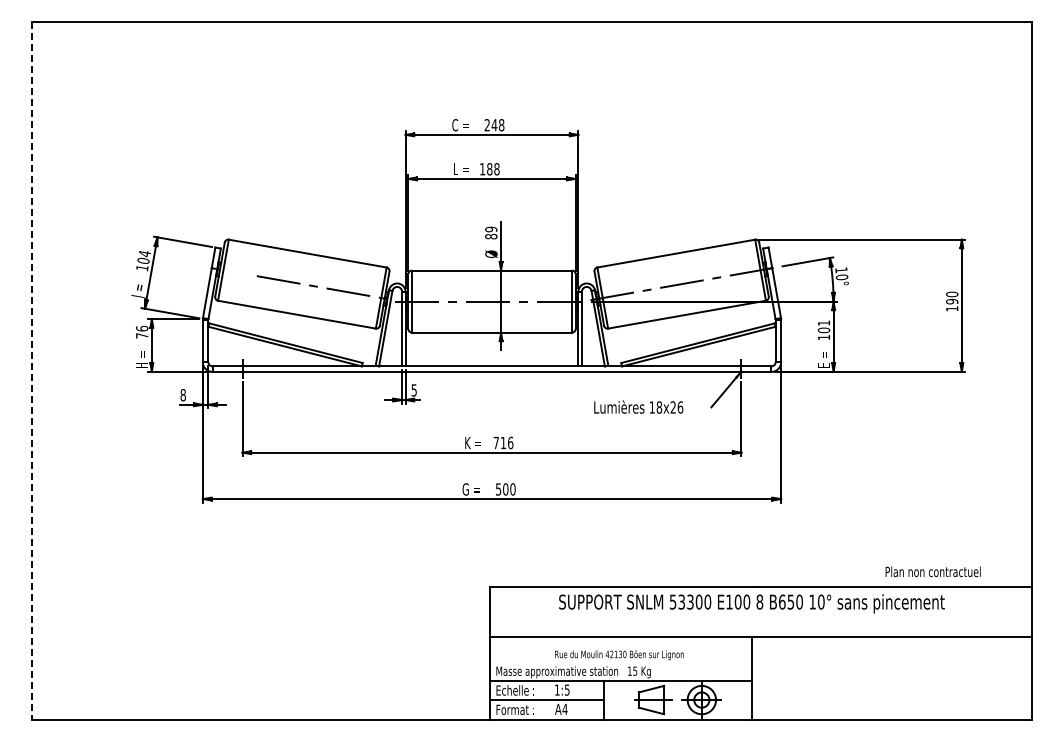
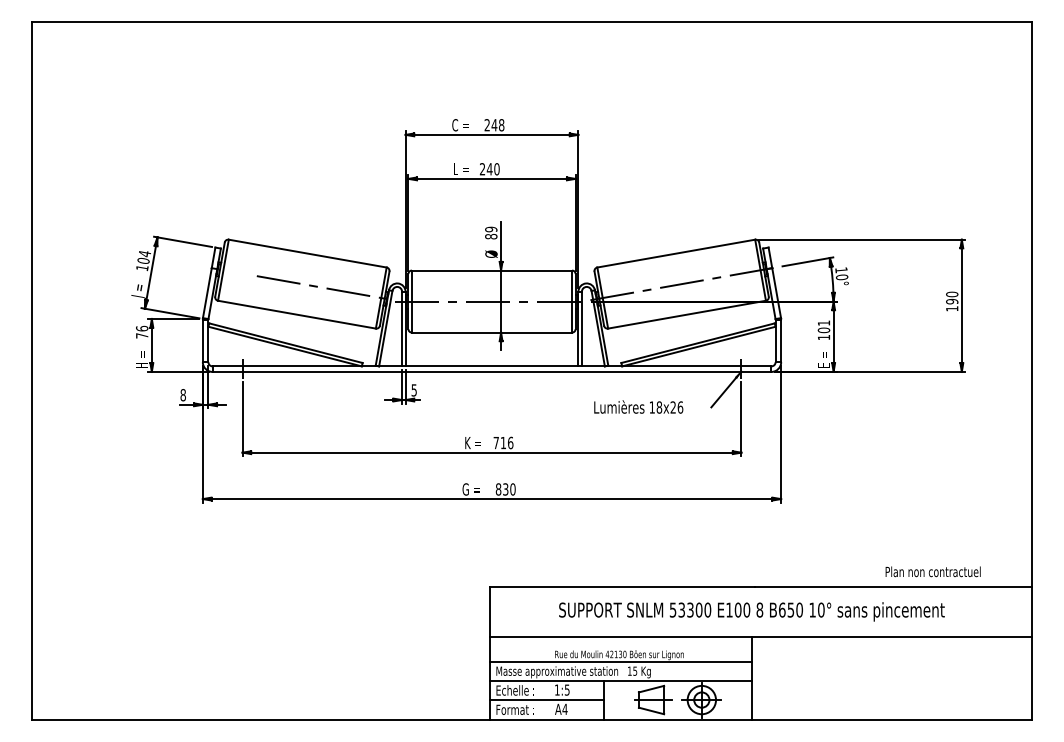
text: 188 -> 240 (489, 169)
line: dashed -> solid (32, 371)
text: 500 -> 830 (501, 489)
text position: (751, 603) -> (751, 611) (751, 611)
line: none -> present (620, 662)
